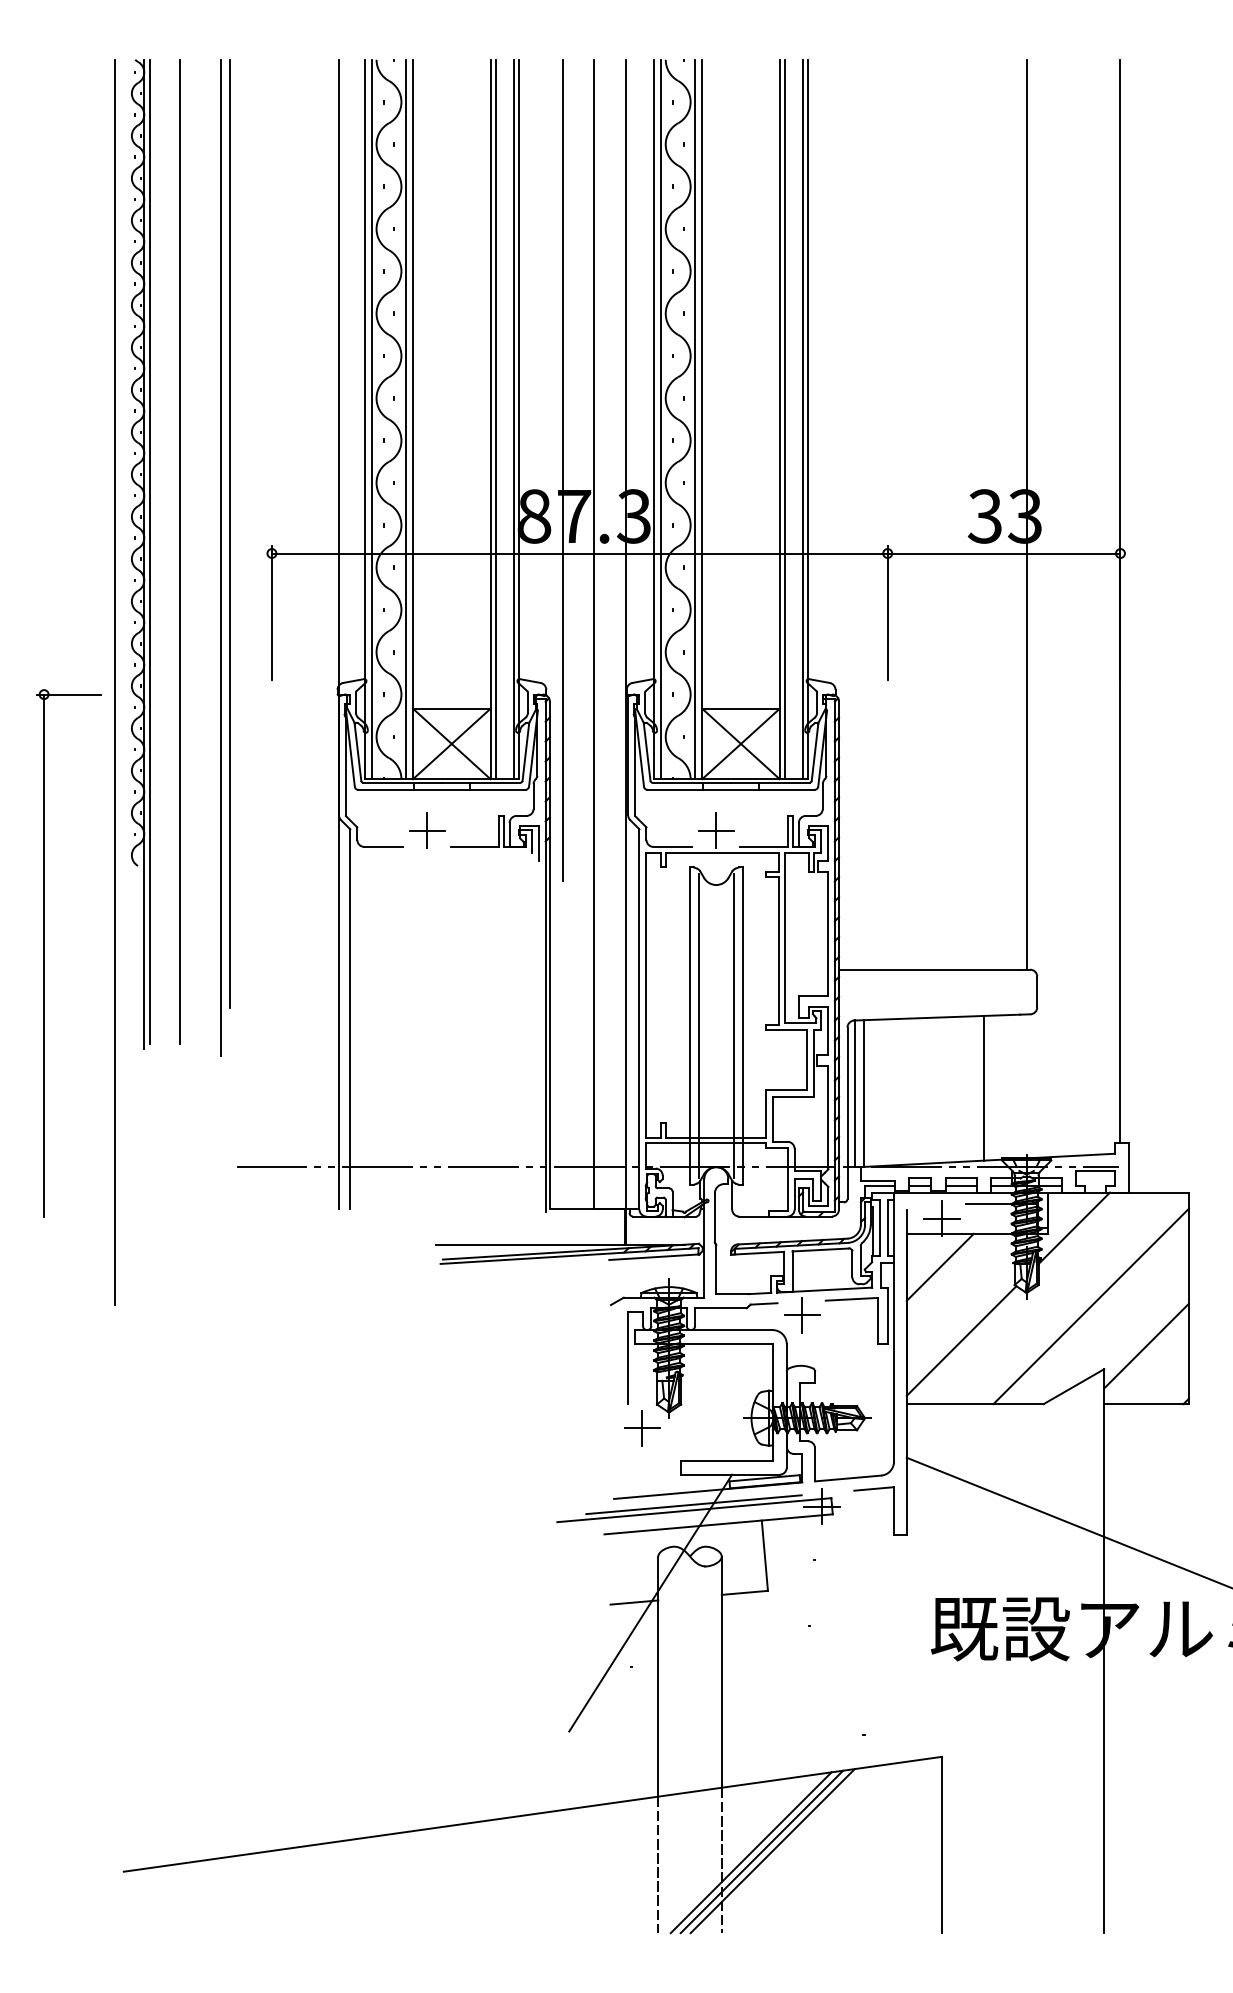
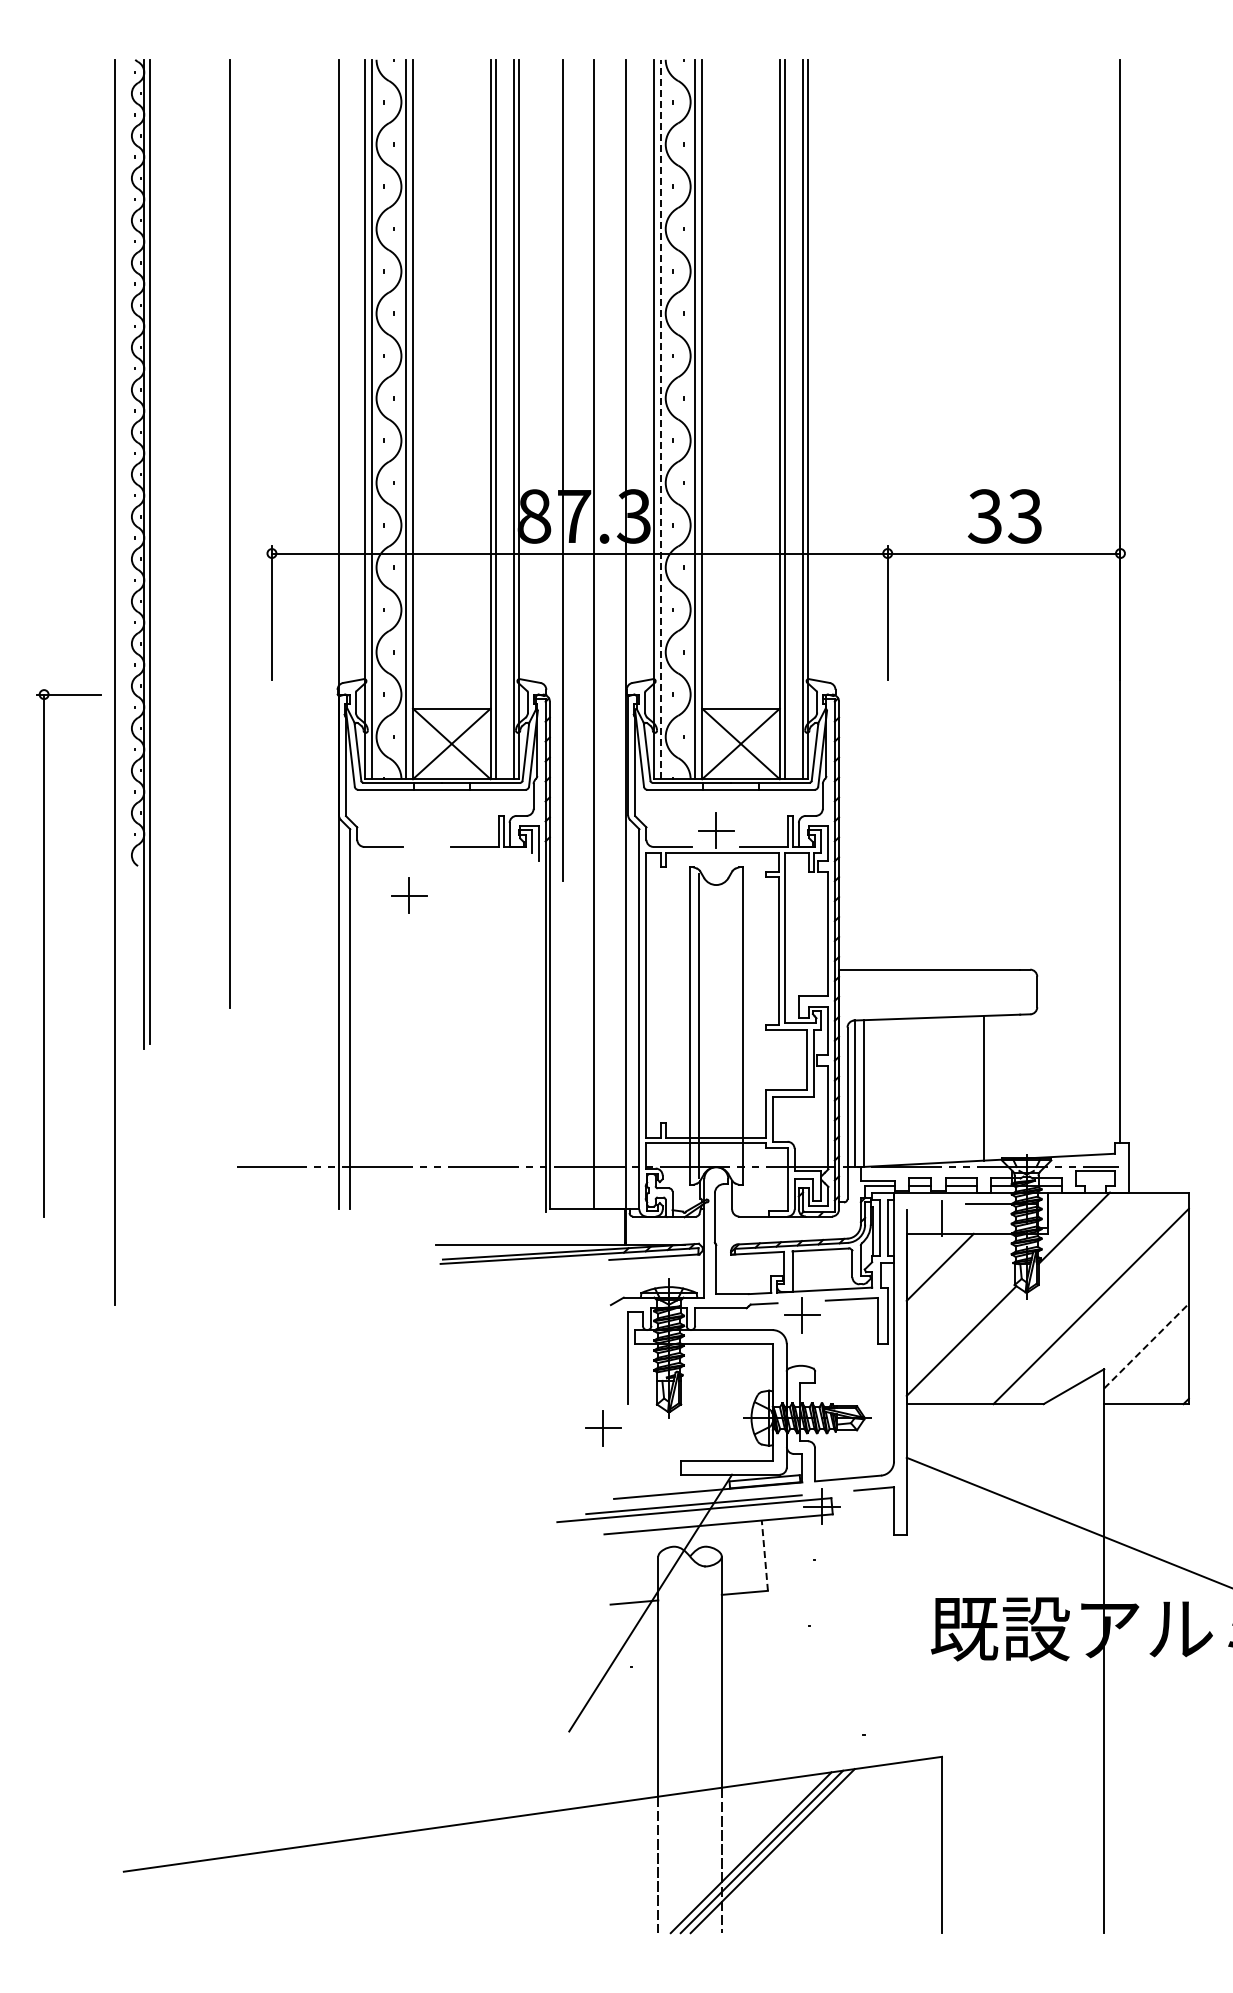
line: solid -> dashed (661, 419)
line: present -> none (1026, 514)
line: present -> none (179, 551)
line: present -> none (221, 557)
part position: (427, 830) -> (409, 895) (409, 895)
line: present -> none (733, 1025)
line: present -> none (941, 1218)
line: solid -> dashed (1146, 1346)
part position: (642, 1428) -> (603, 1428) (603, 1428)
line: solid -> dashed (764, 1555)
